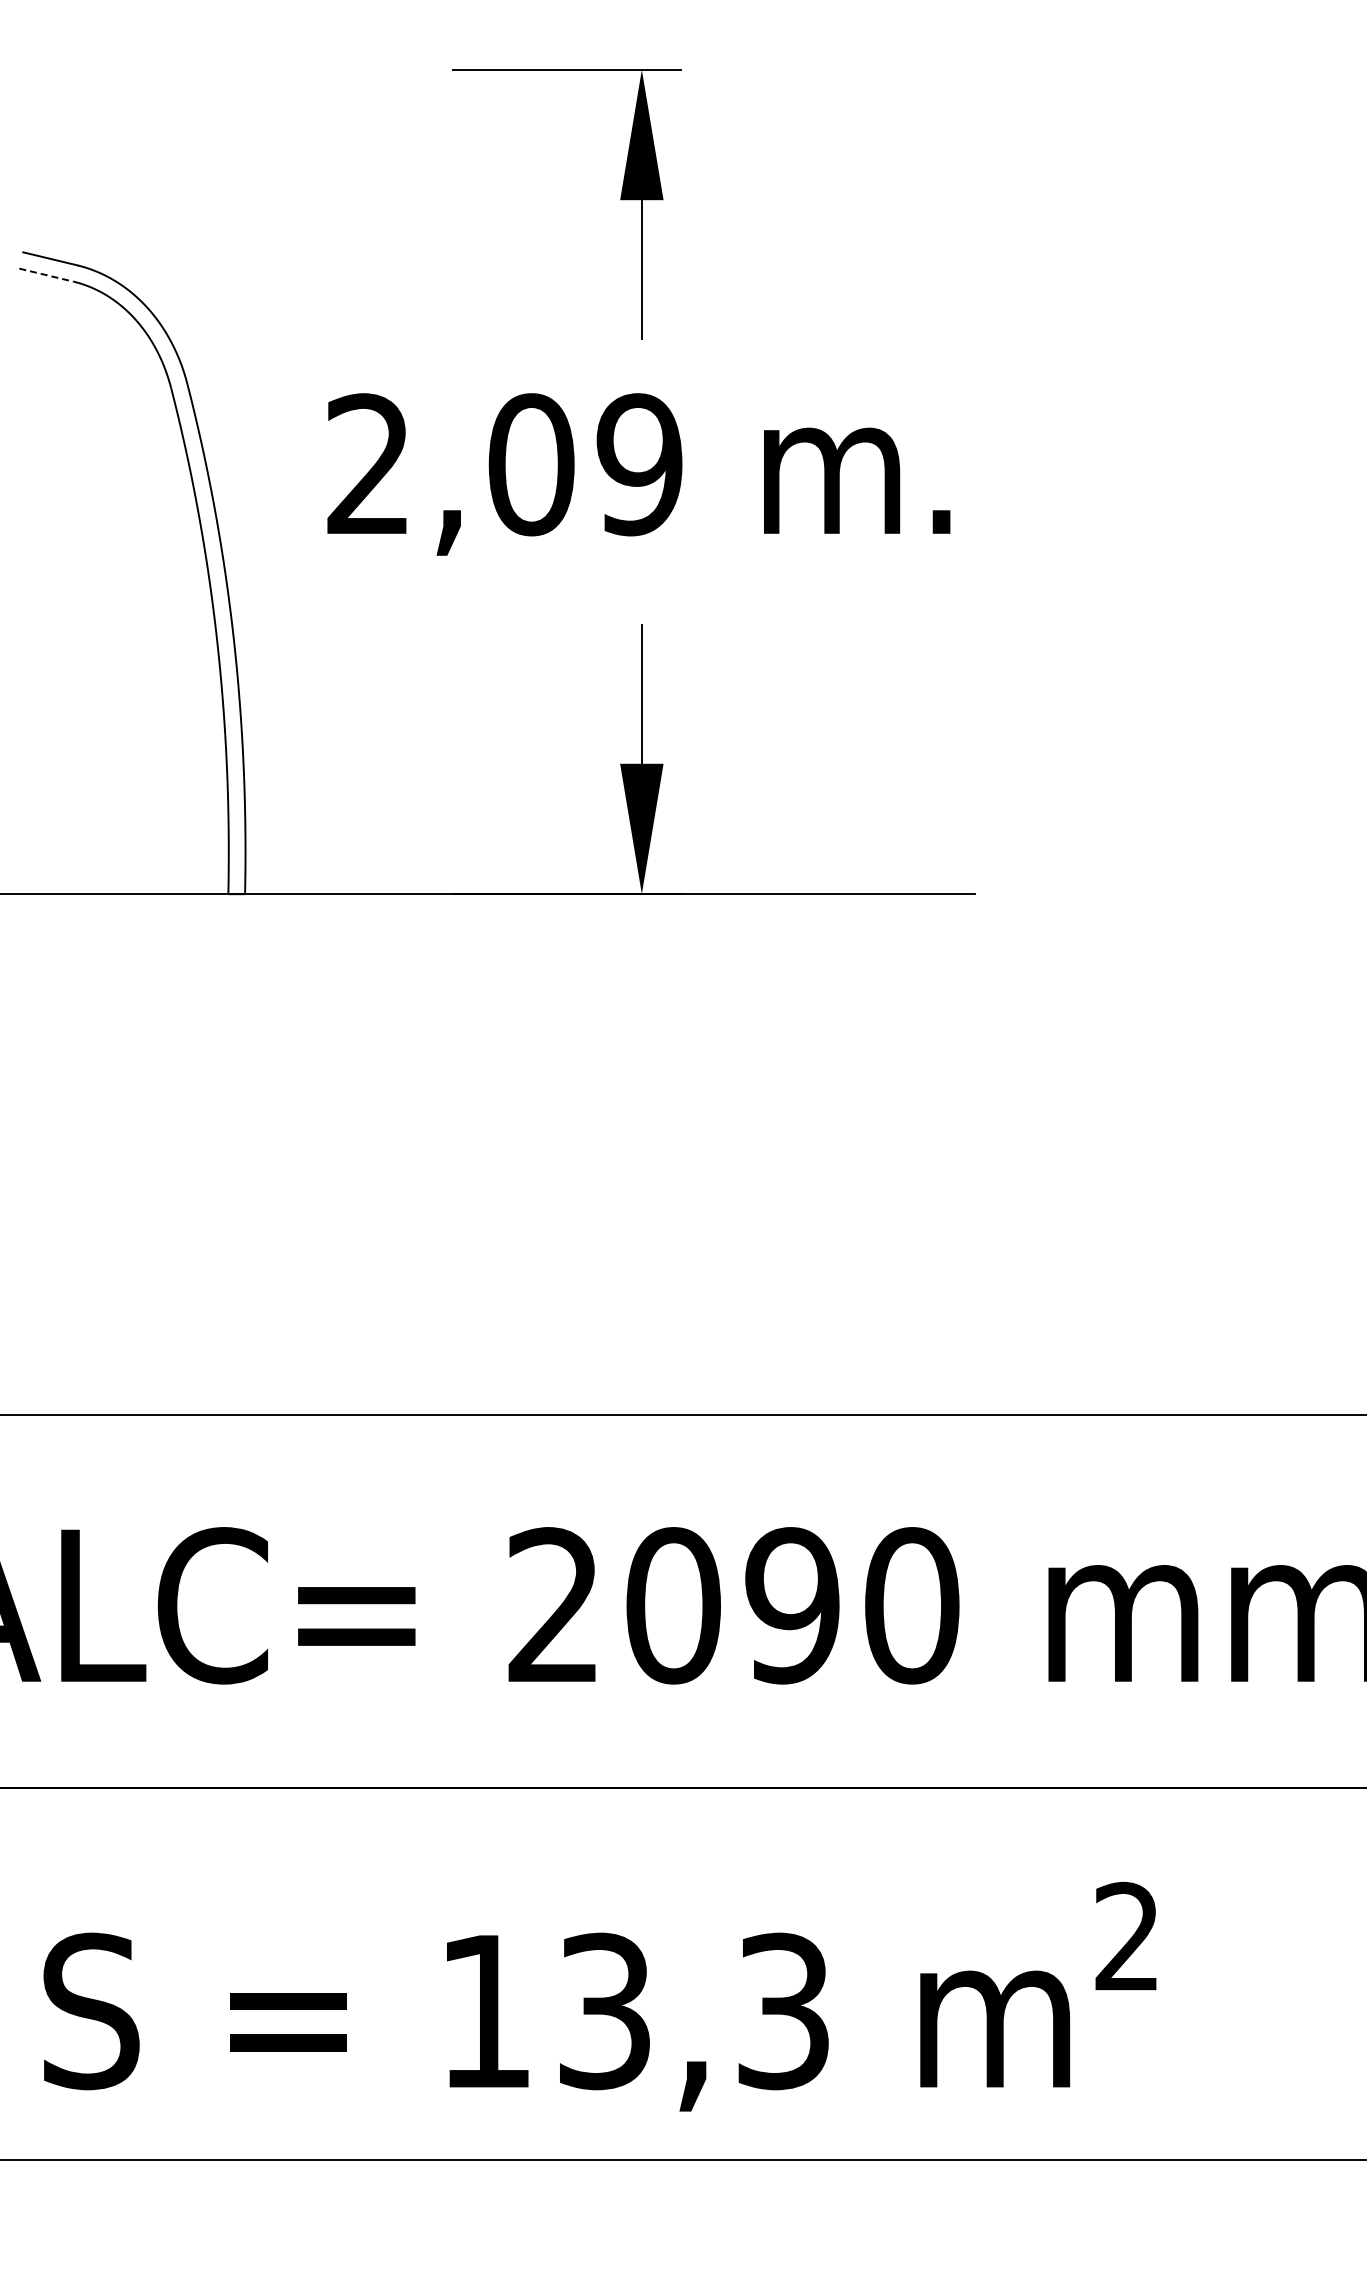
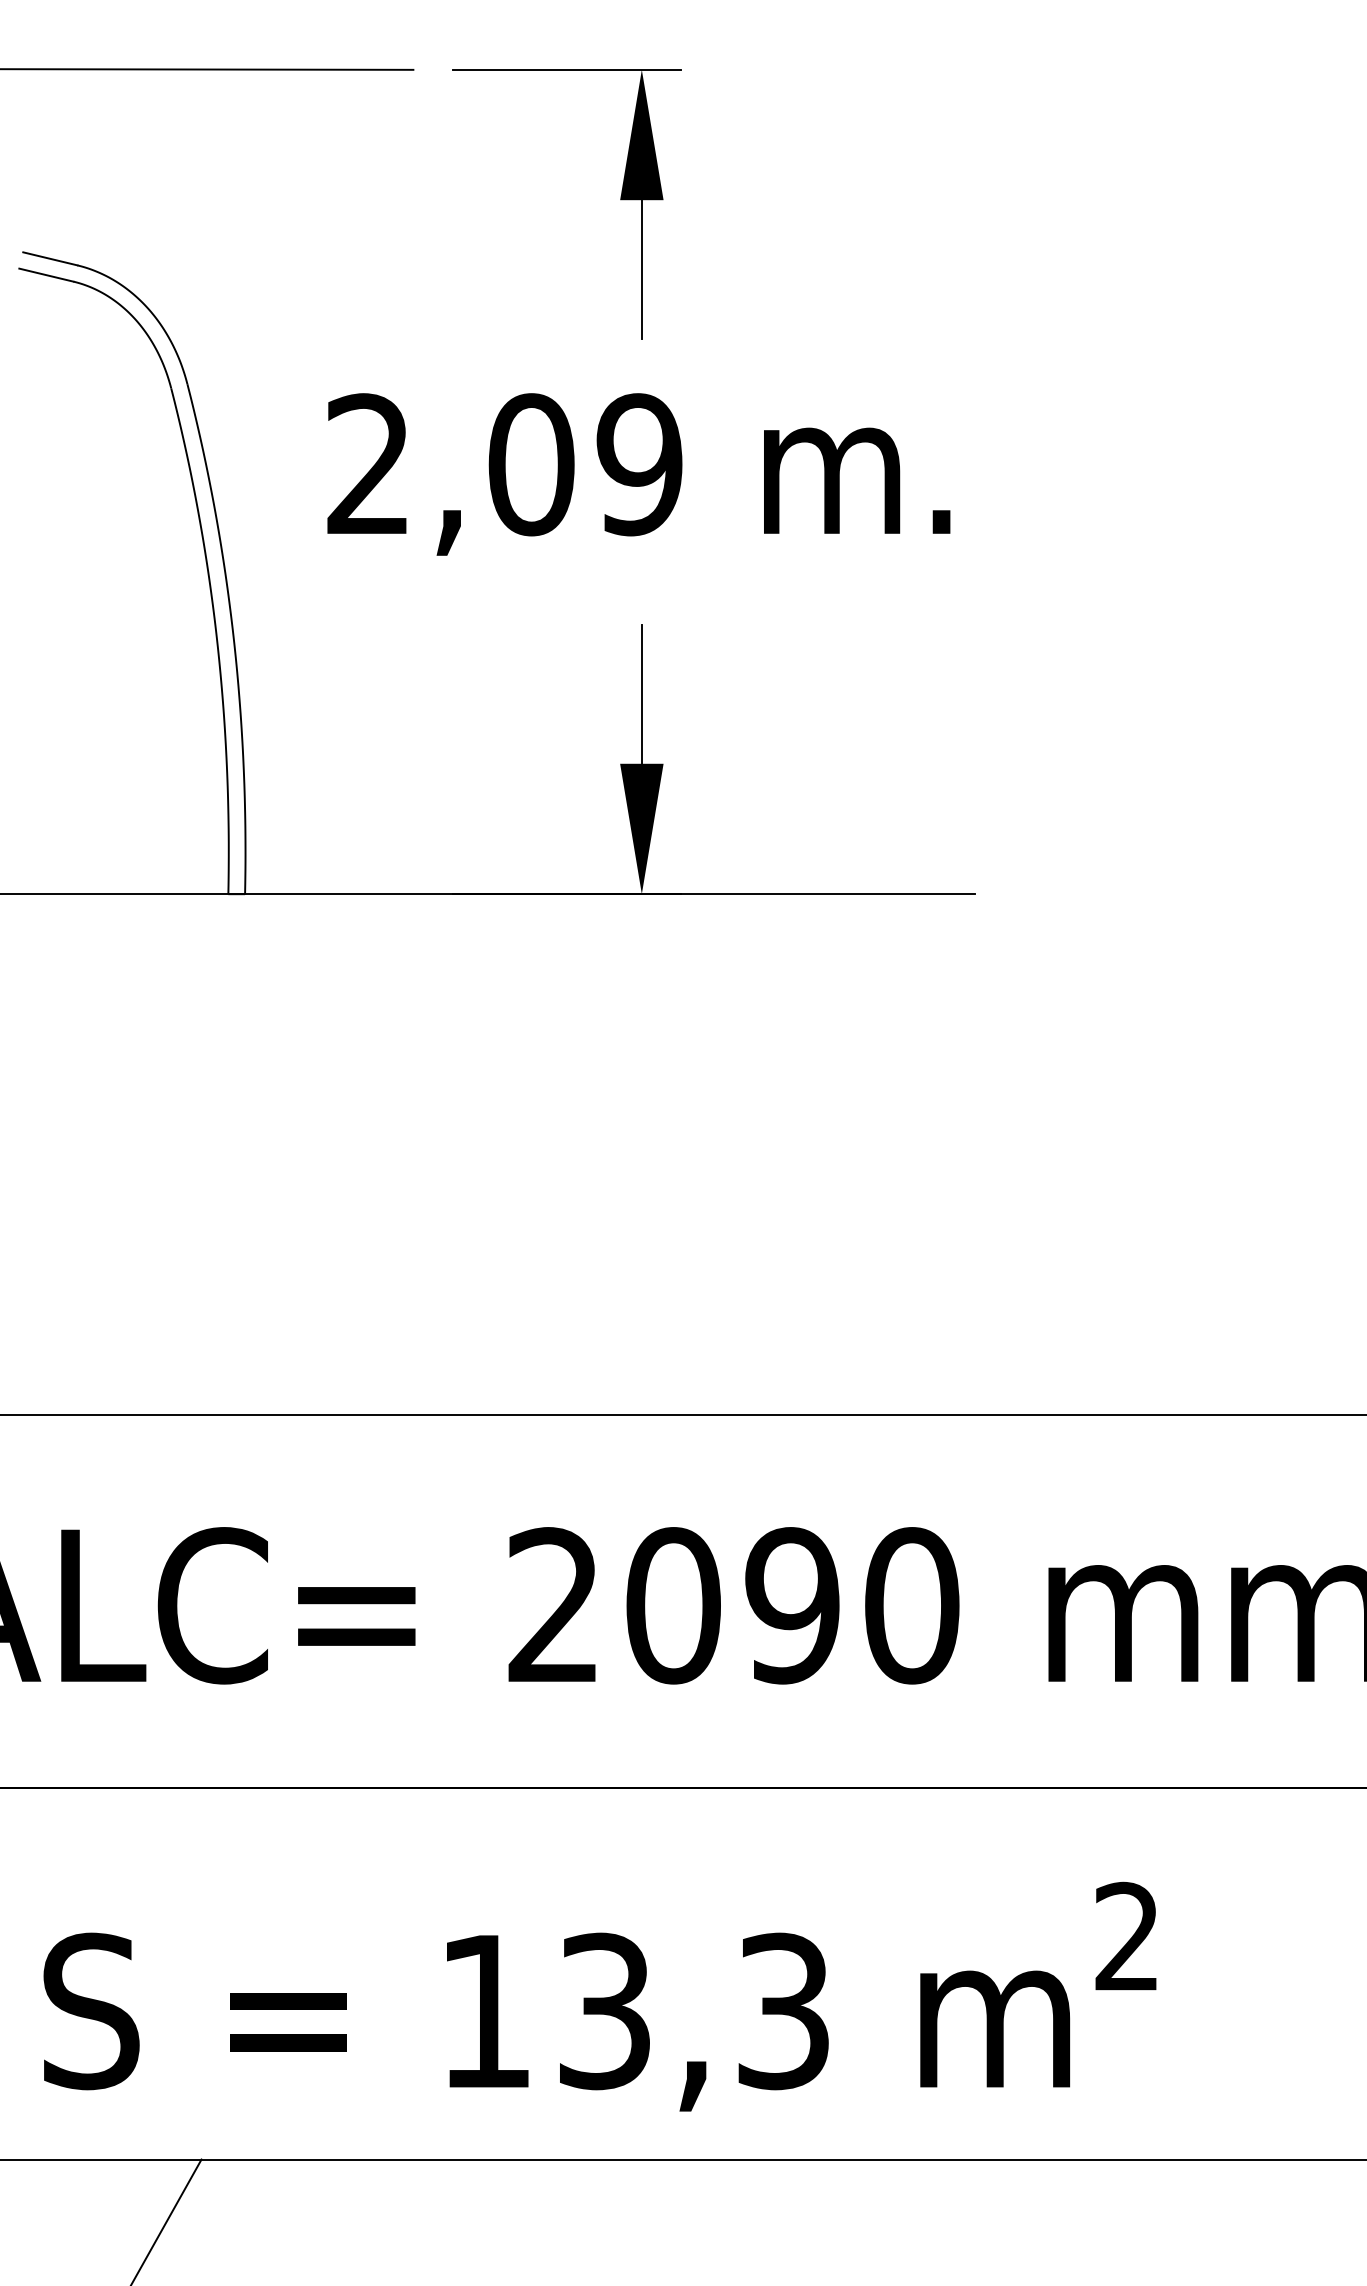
line: none -> present (207, 69)
line: dashed -> solid (46, 275)
line: none -> present (166, 2220)
